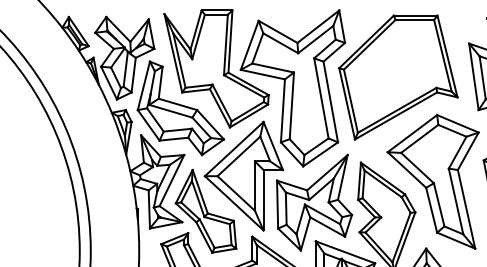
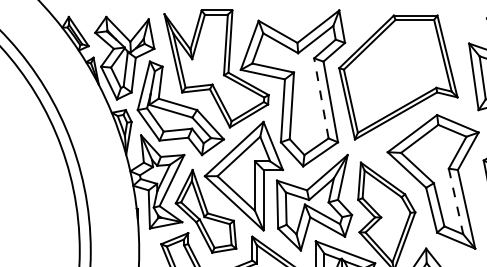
line: solid -> dashed (321, 98)
line: solid -> dashed (456, 201)
